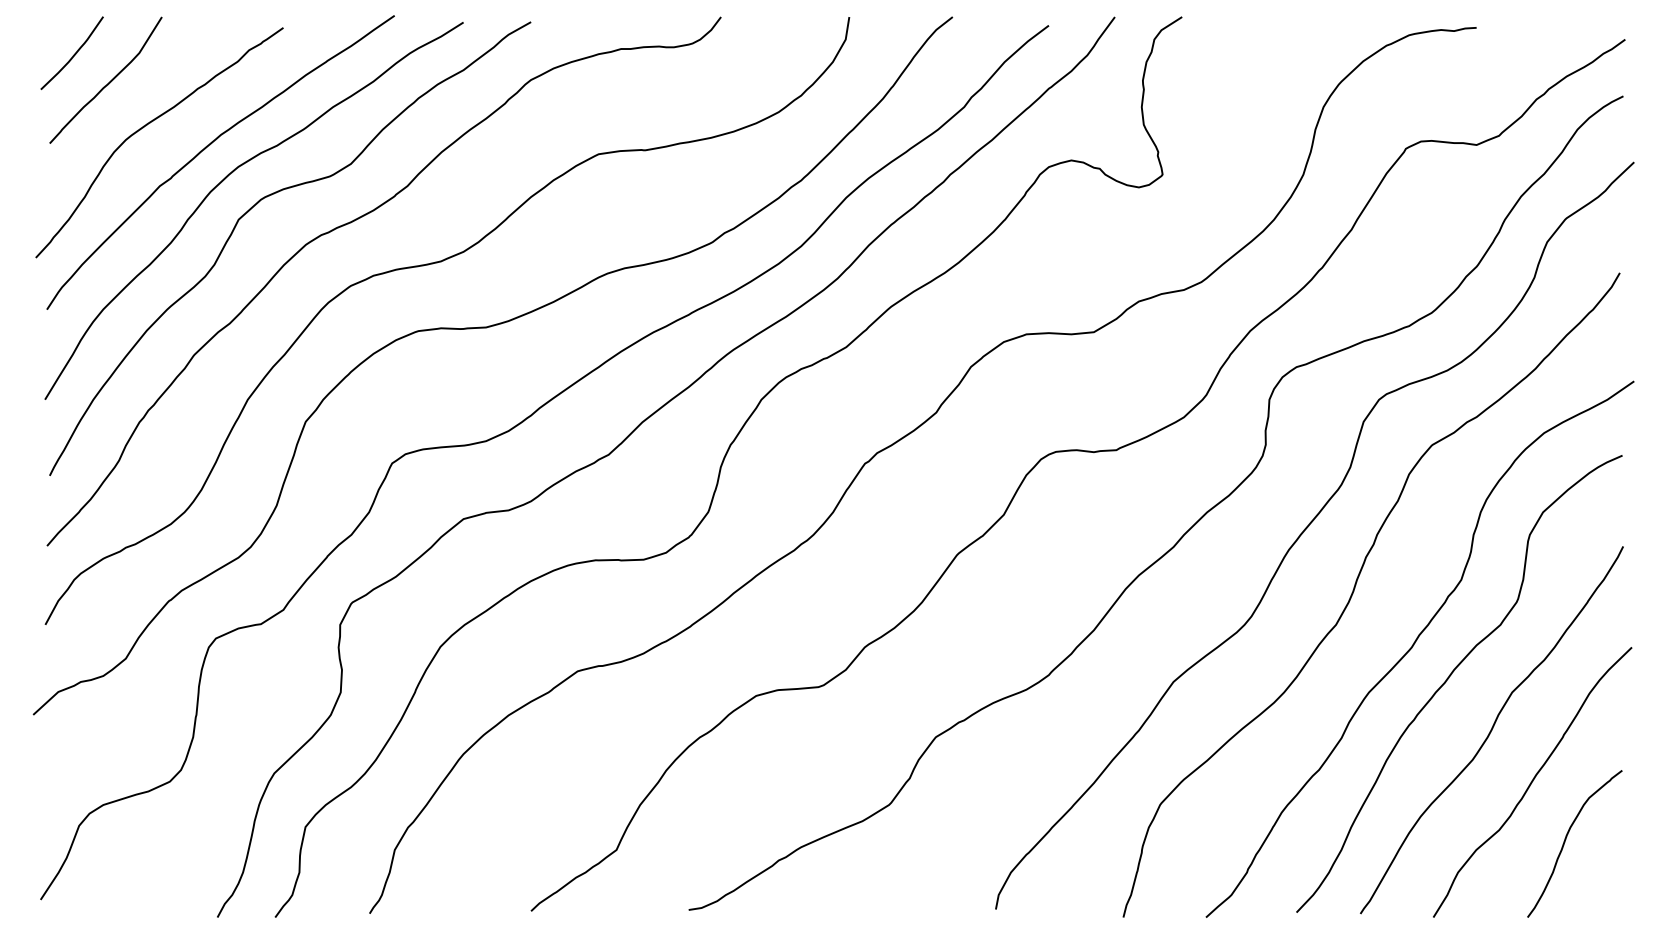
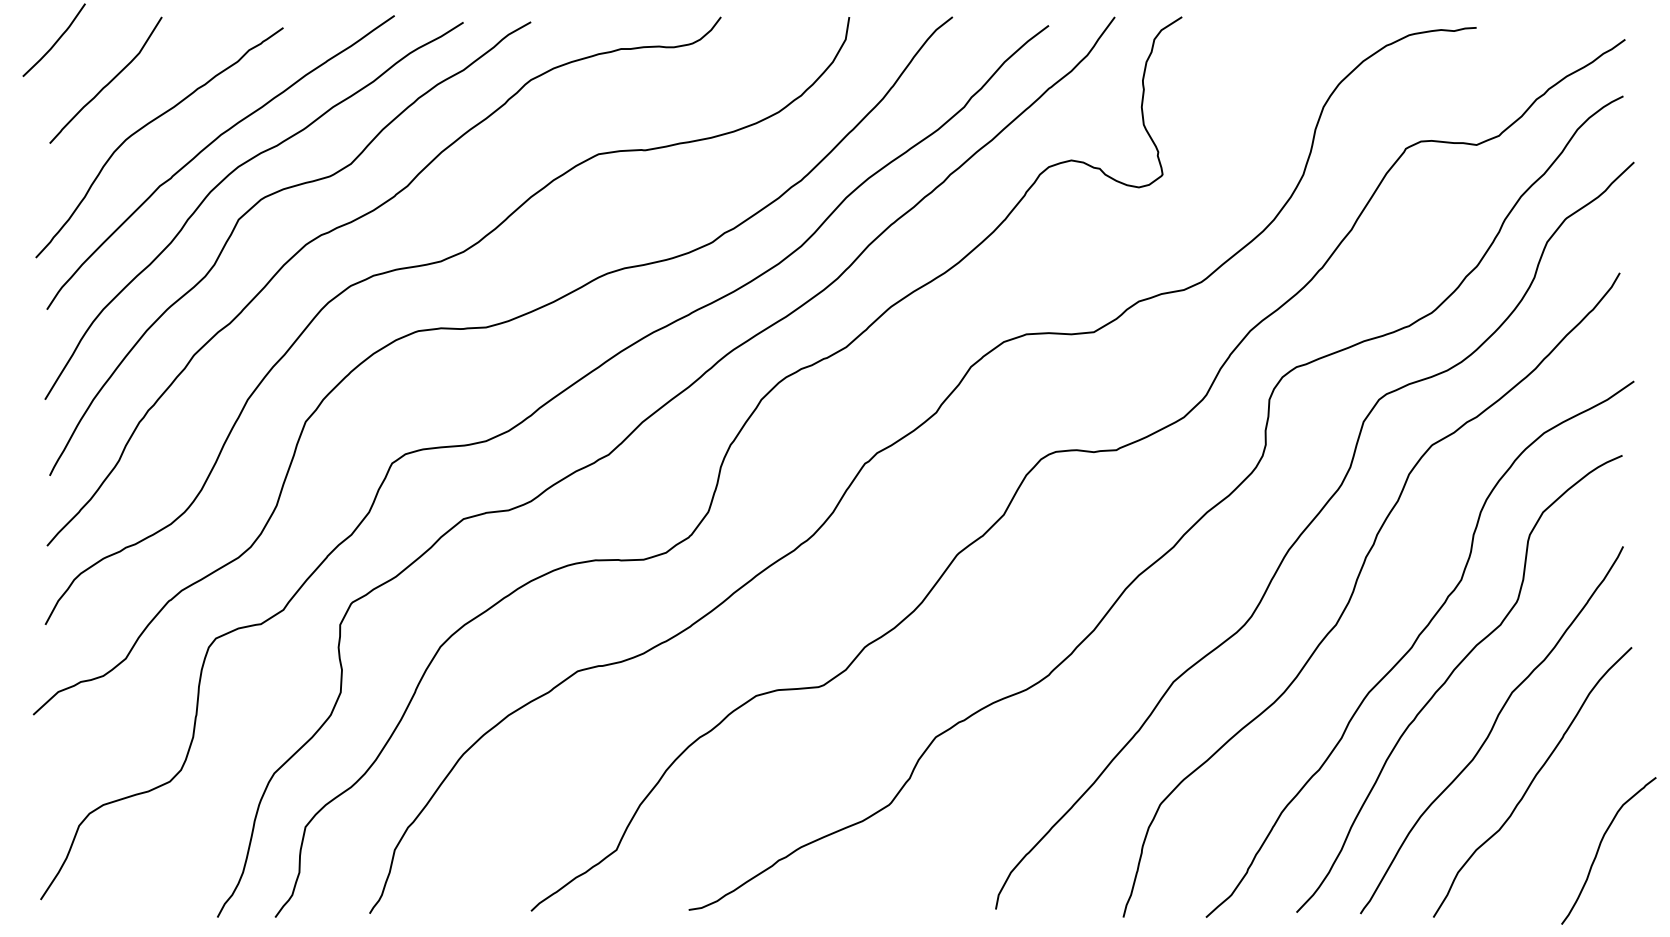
curve position: (73, 54) -> (55, 41) (55, 41)
curve position: (1566, 839) -> (1600, 846) (1600, 846)
